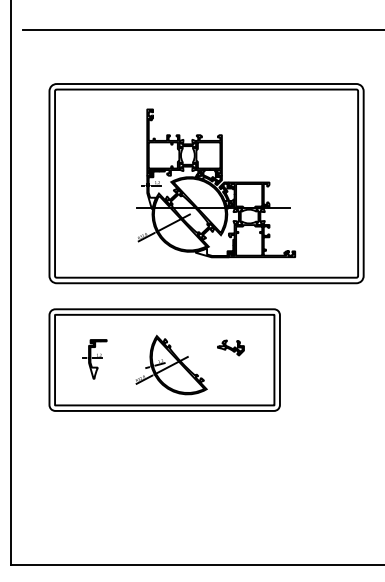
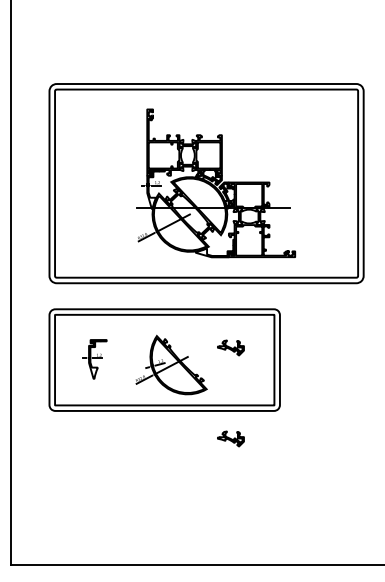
line: present -> none (201, 29)
part: none -> present (230, 438)
